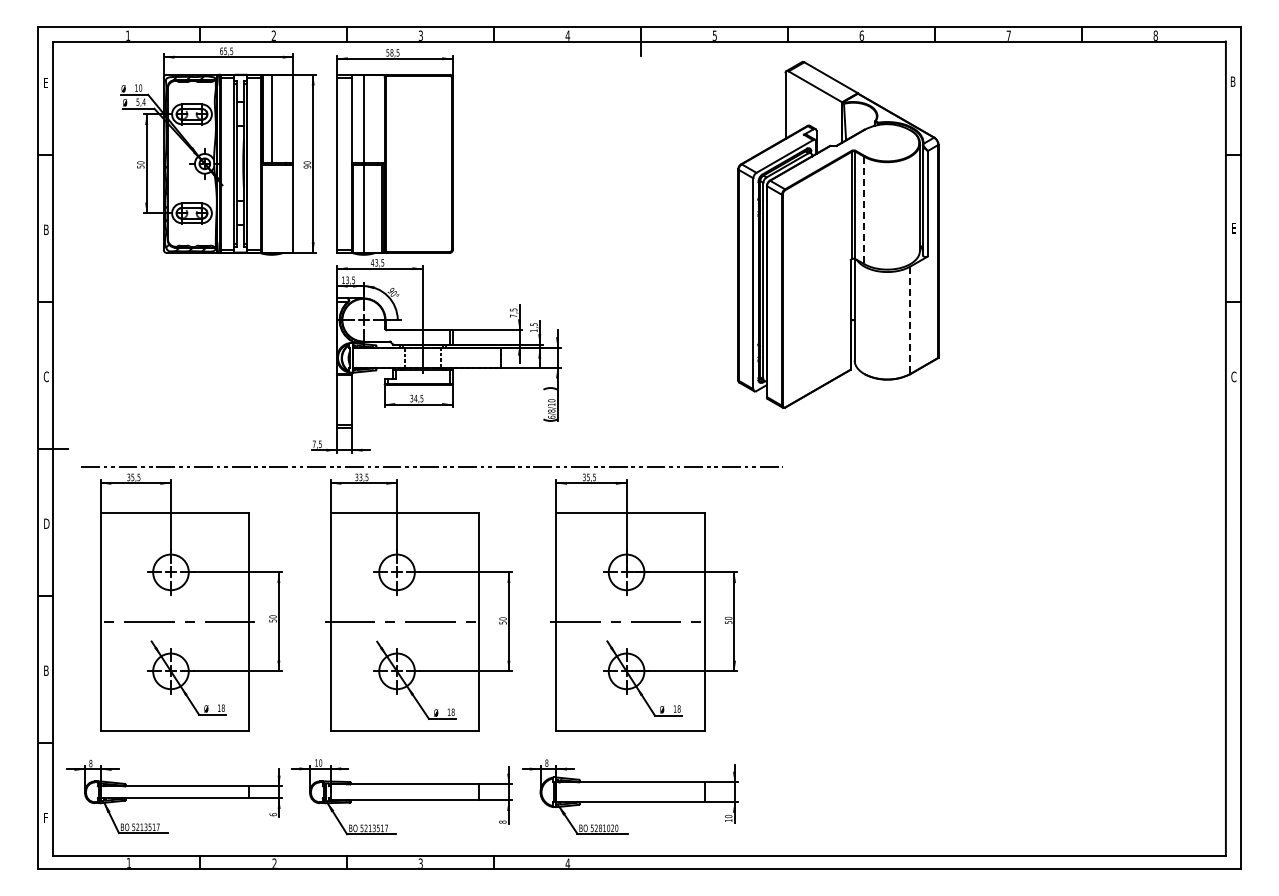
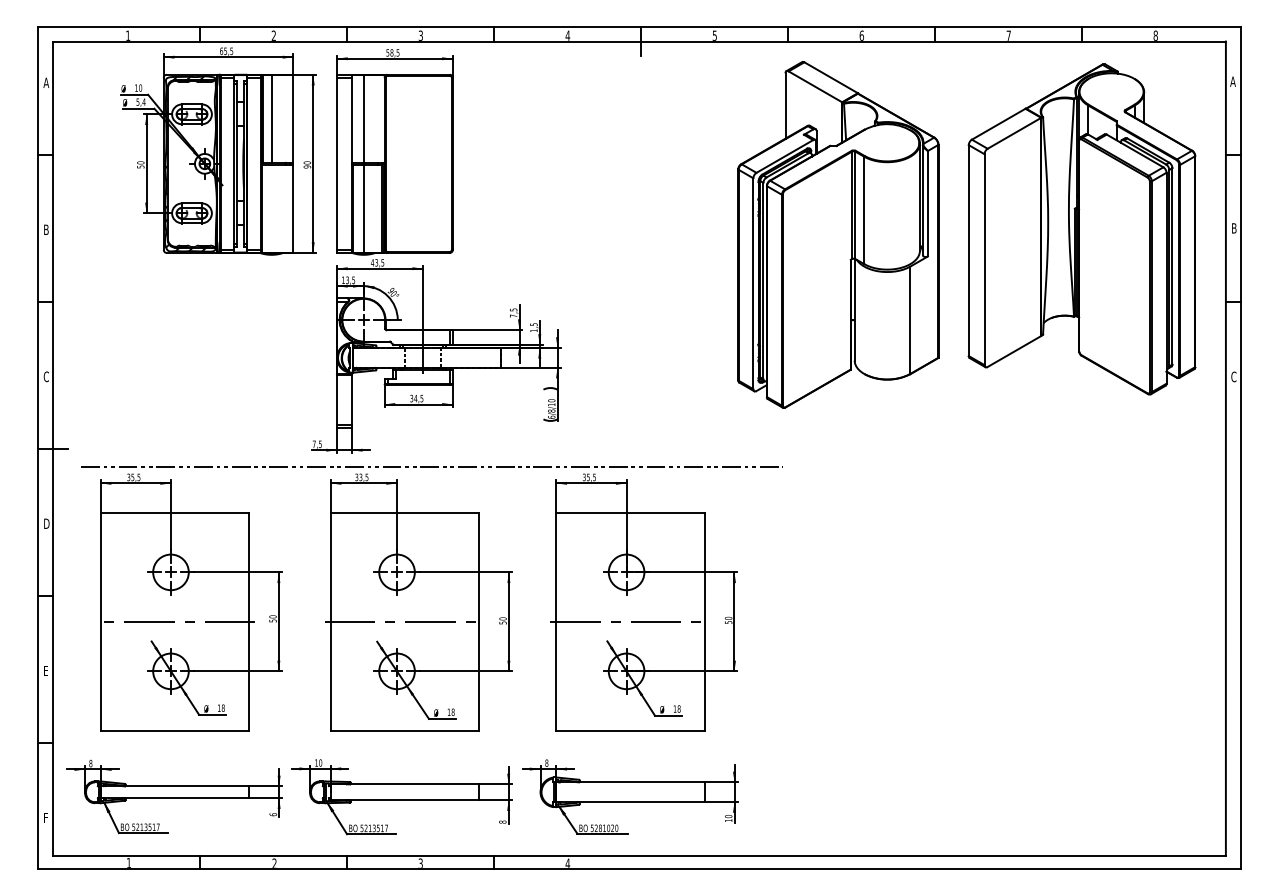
text: B -> A (1232, 81)
text: E -> A (46, 82)
line: dashed -> solid (864, 210)
text: E -> B (1234, 228)
part: none -> present (1081, 229)
line: dashed -> solid (910, 320)
text: B -> E (46, 670)
